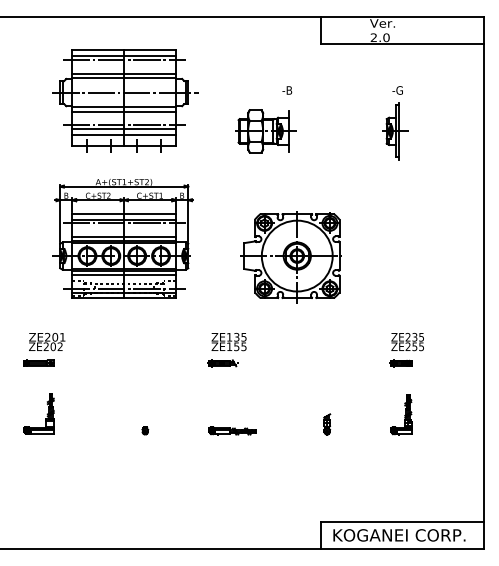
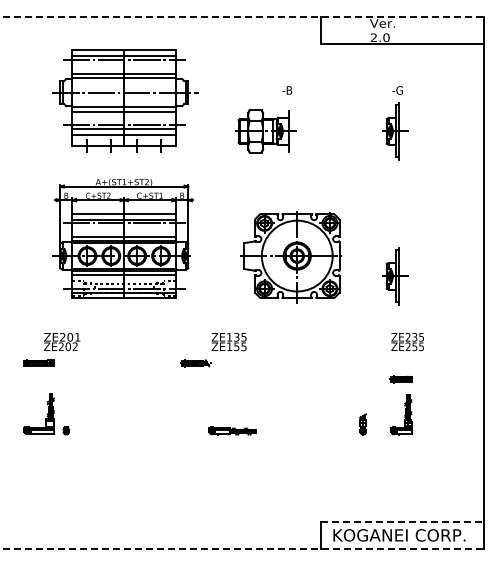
line: solid -> dashed (242, 16)
part: none -> present (395, 276)
text position: (47, 342) -> (62, 342) (62, 342)
part position: (222, 363) -> (195, 363) (195, 363)
part position: (400, 363) -> (400, 379) (400, 379)
part position: (327, 424) -> (363, 424) (363, 424)
part position: (145, 430) -> (66, 430) (66, 430)
line: solid -> dashed (402, 521)
line: solid -> dashed (242, 549)
